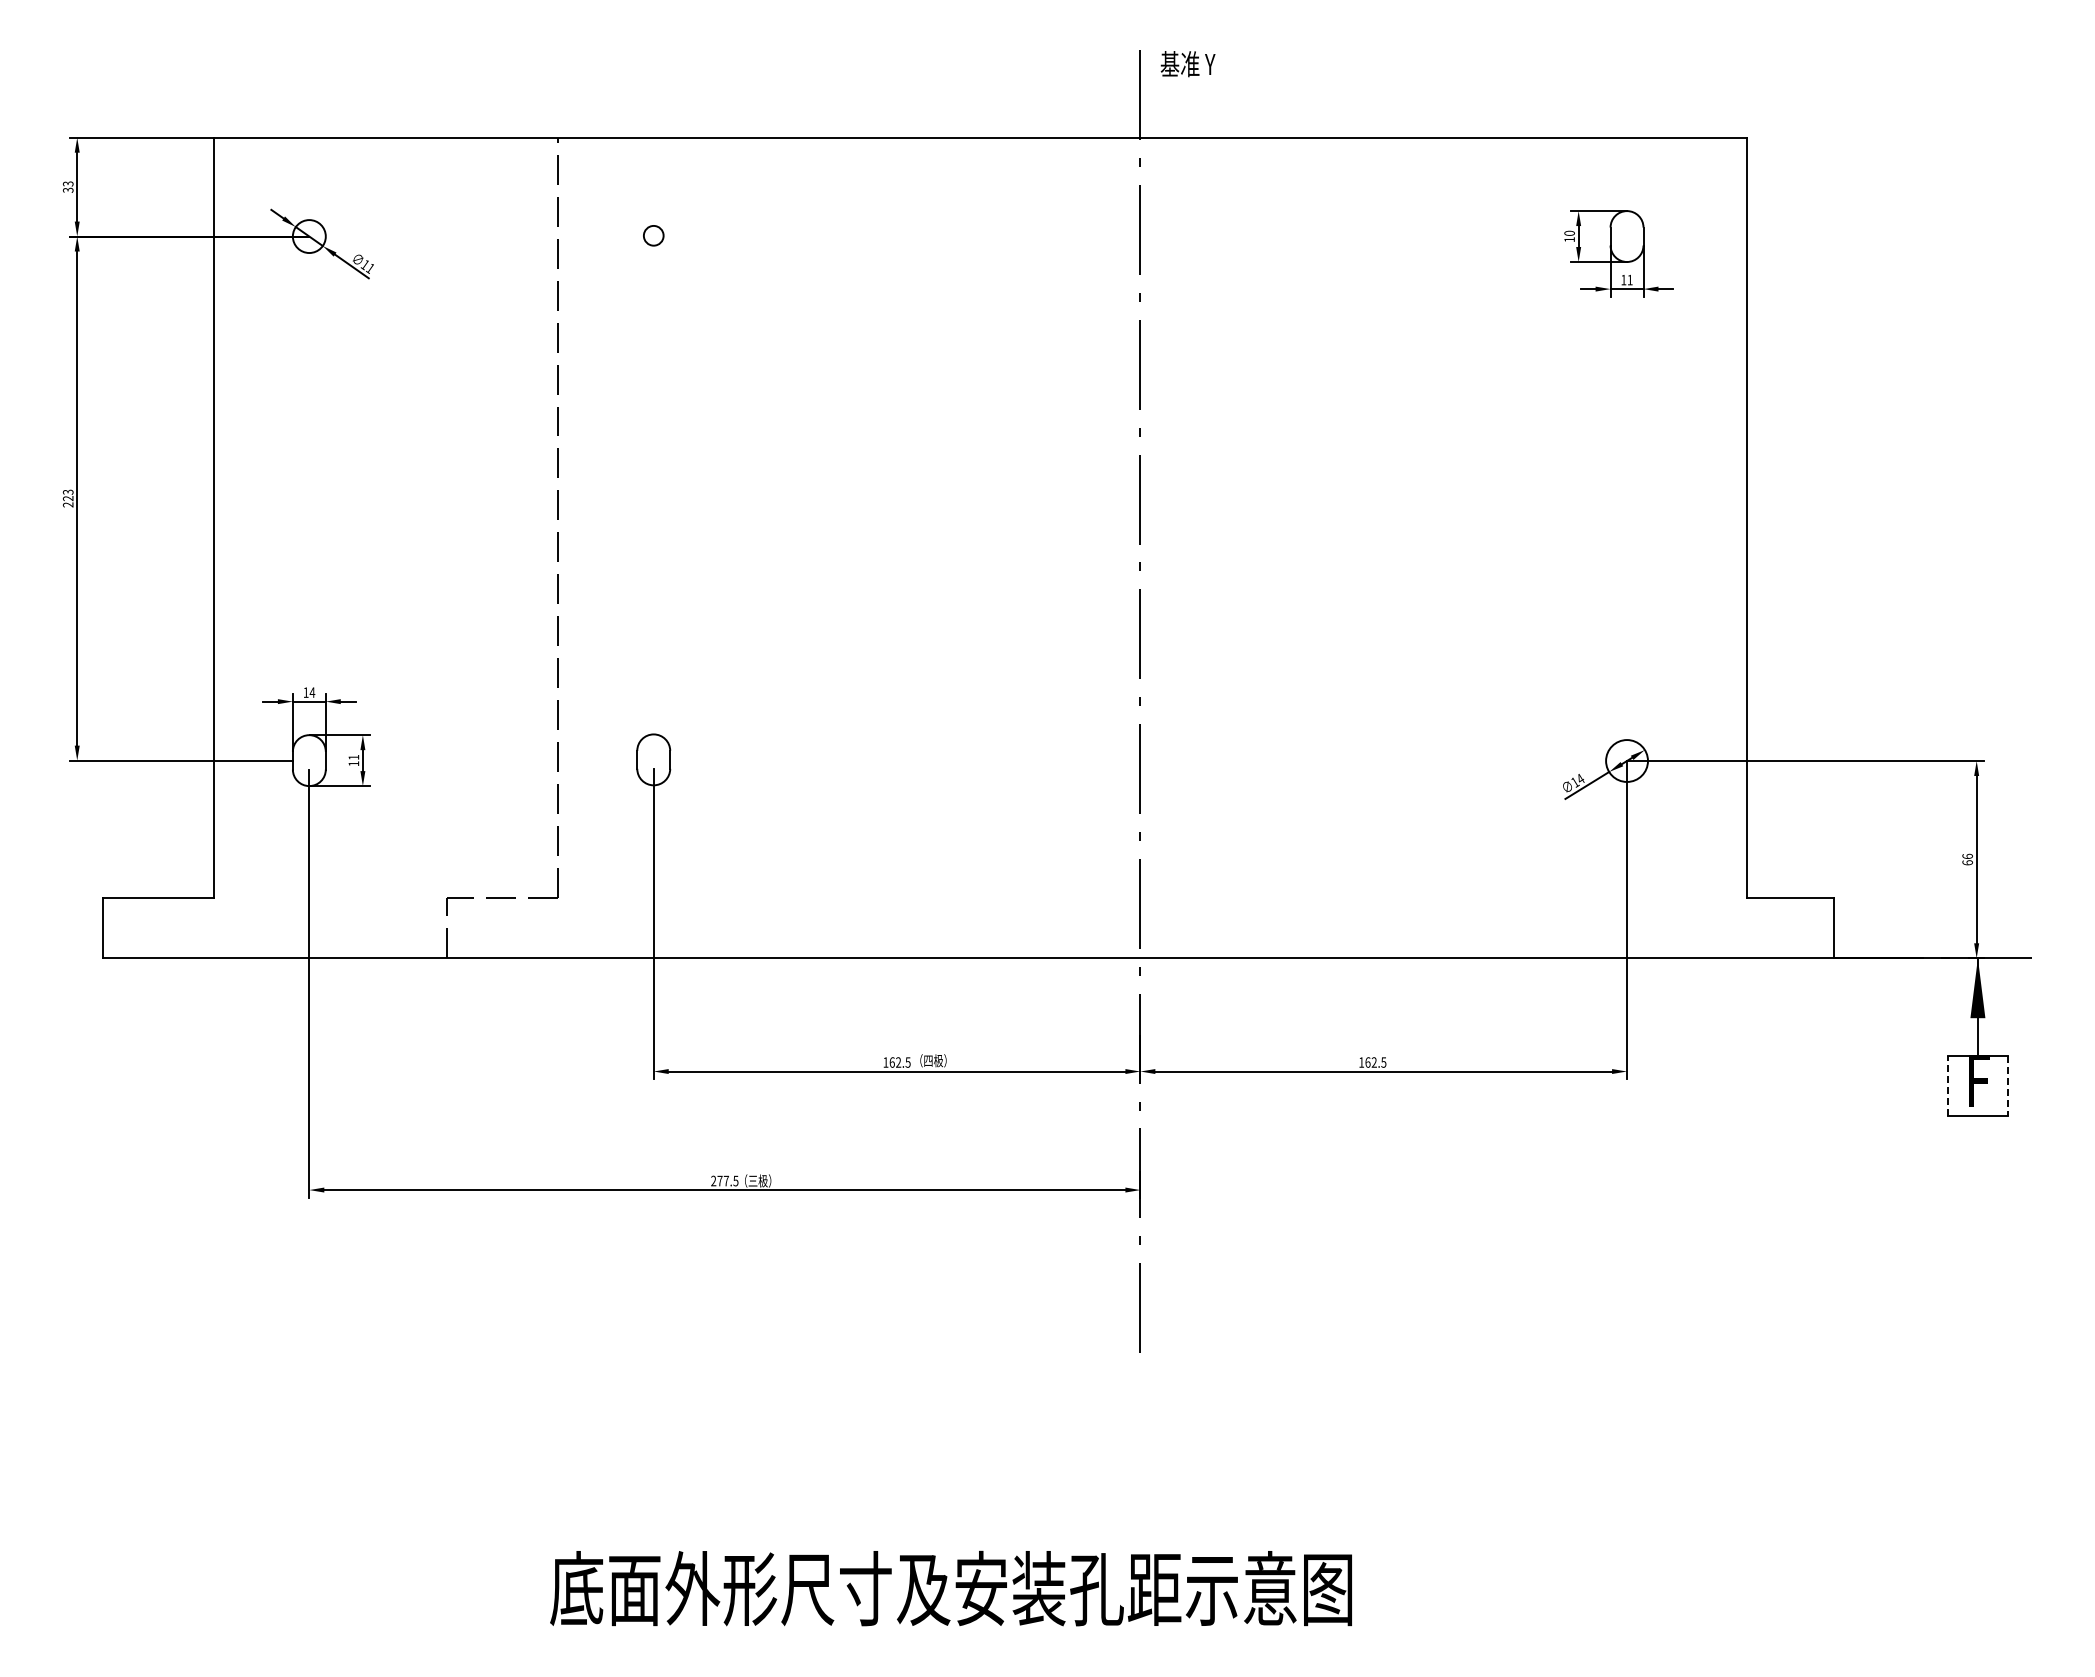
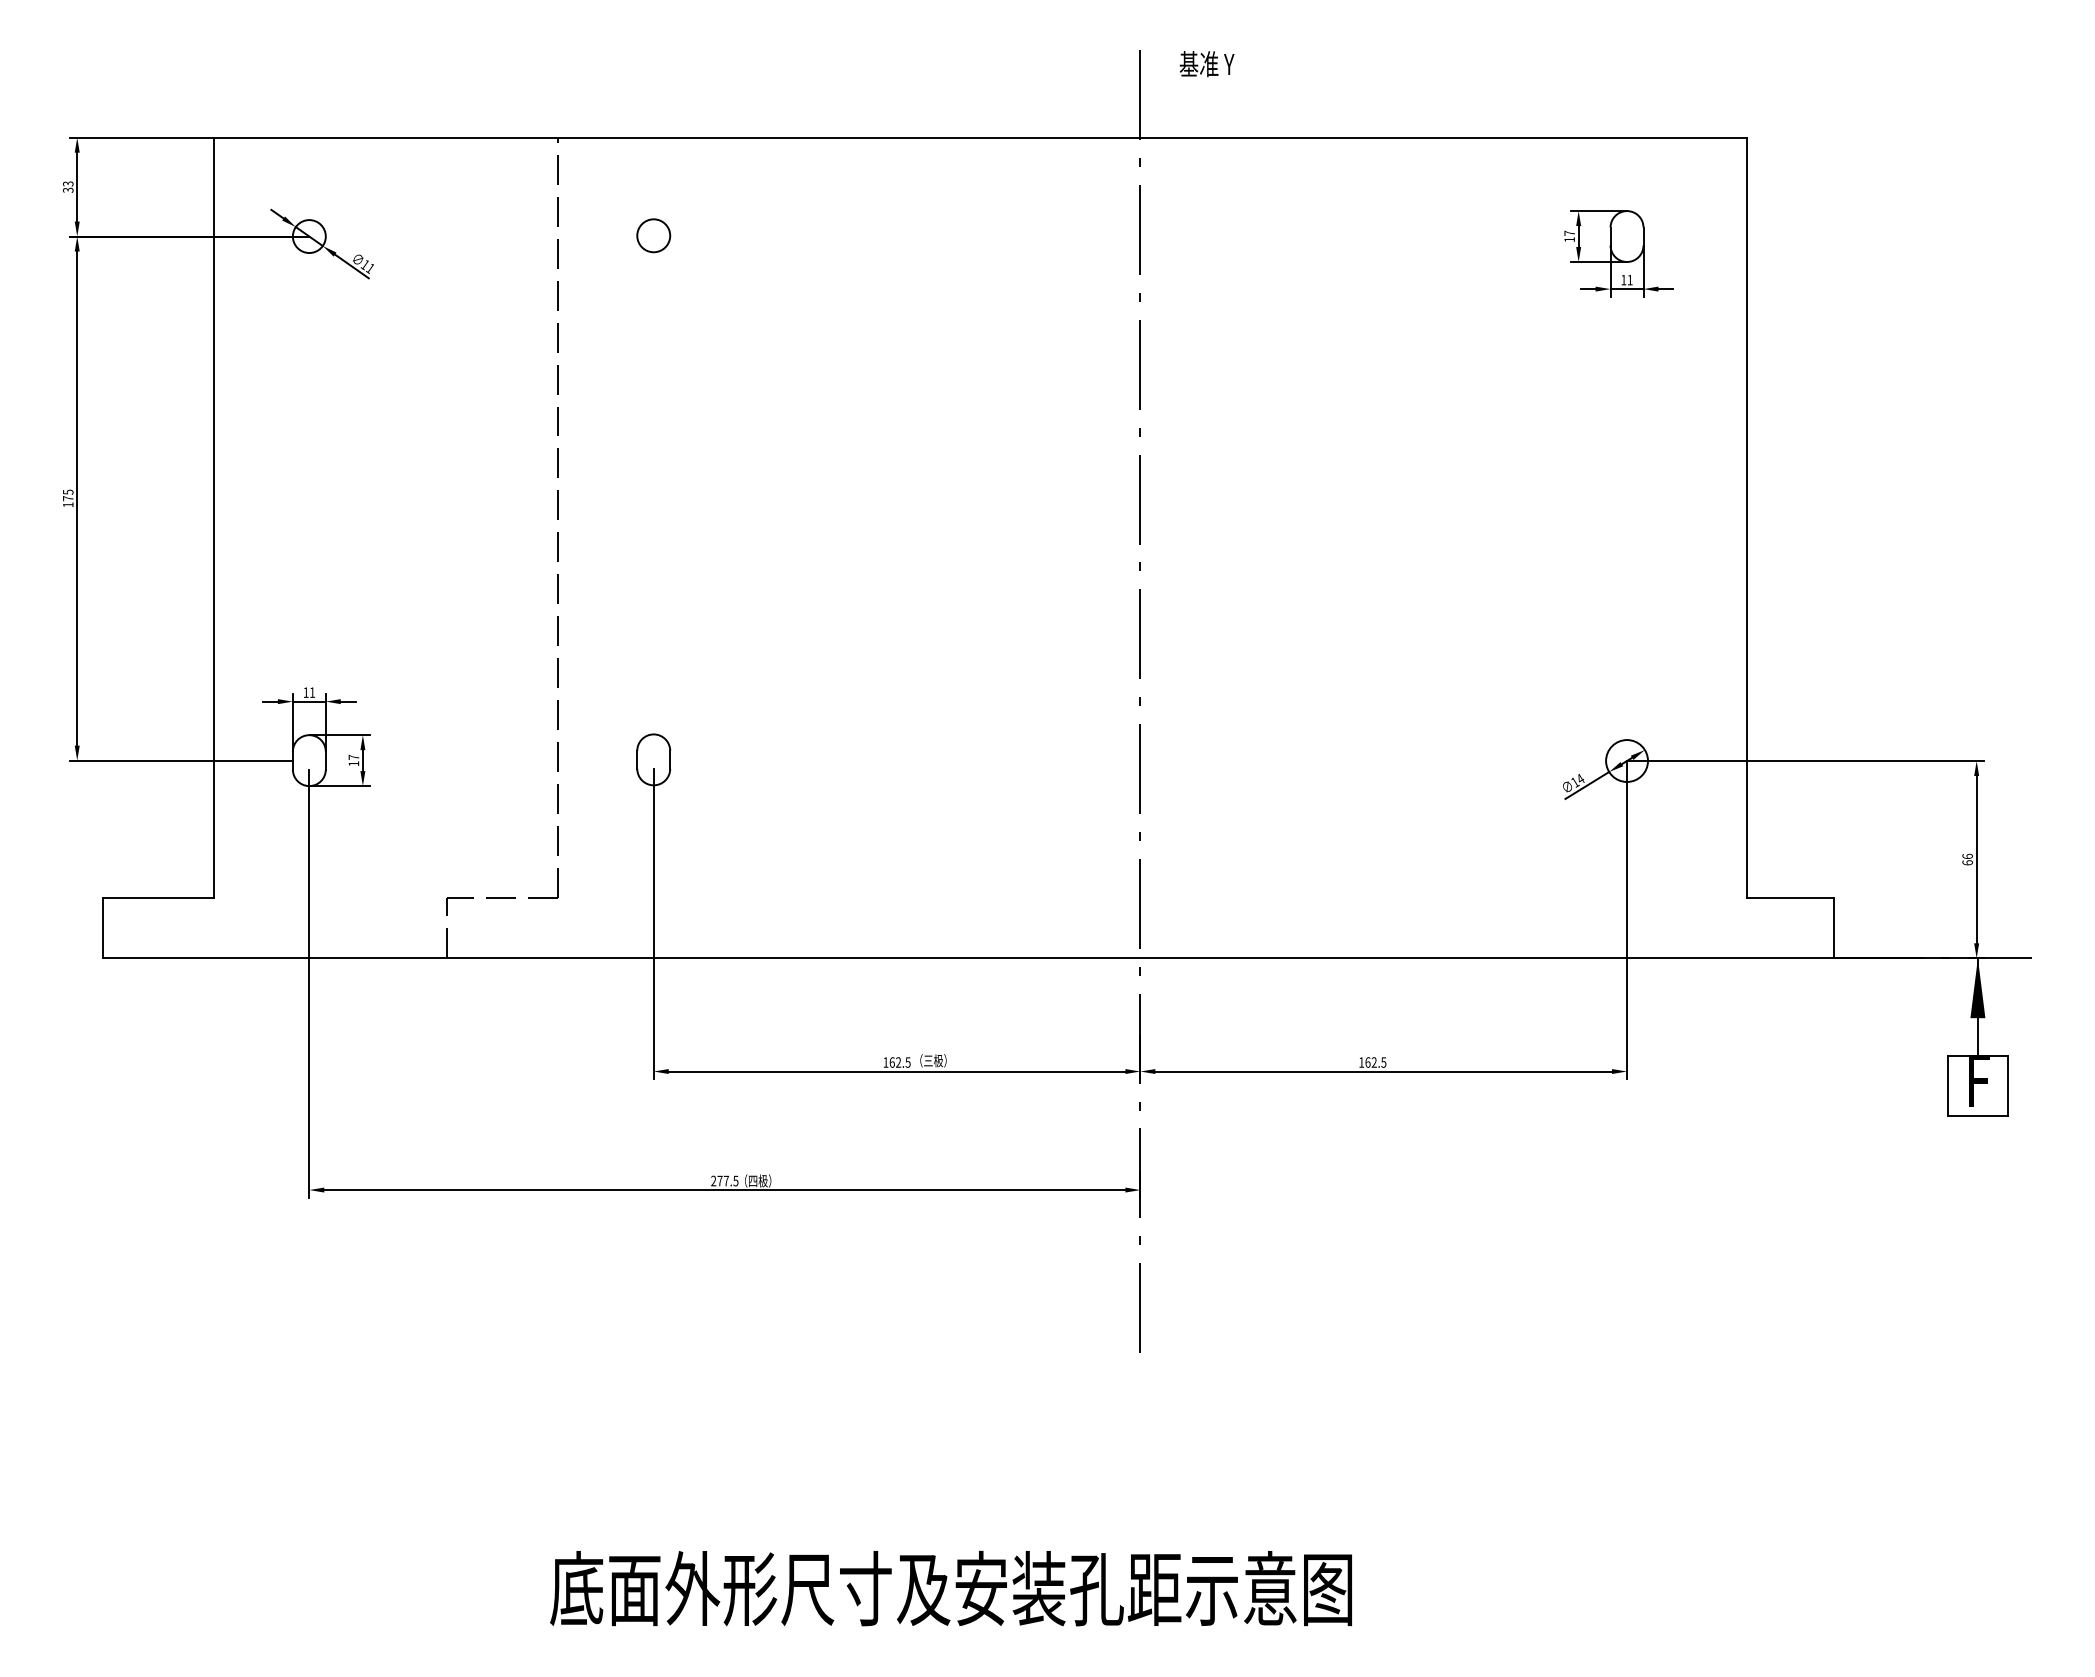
text position: (1187, 64) -> (1206, 64) (1206, 64)
text: 10 -> 17 (1569, 232)
circle diameter: 20 px -> 33 px (653, 235)
text: 223 -> 175 (67, 498)
text: 14 -> 11 (312, 692)
text: 11 -> 17 (353, 756)
text: （四极） -> （三极） (928, 1060)
line: dashed -> solid (1947, 1085)
line: dashed -> solid (2007, 1085)
text: （三极） -> （四极） (752, 1181)
